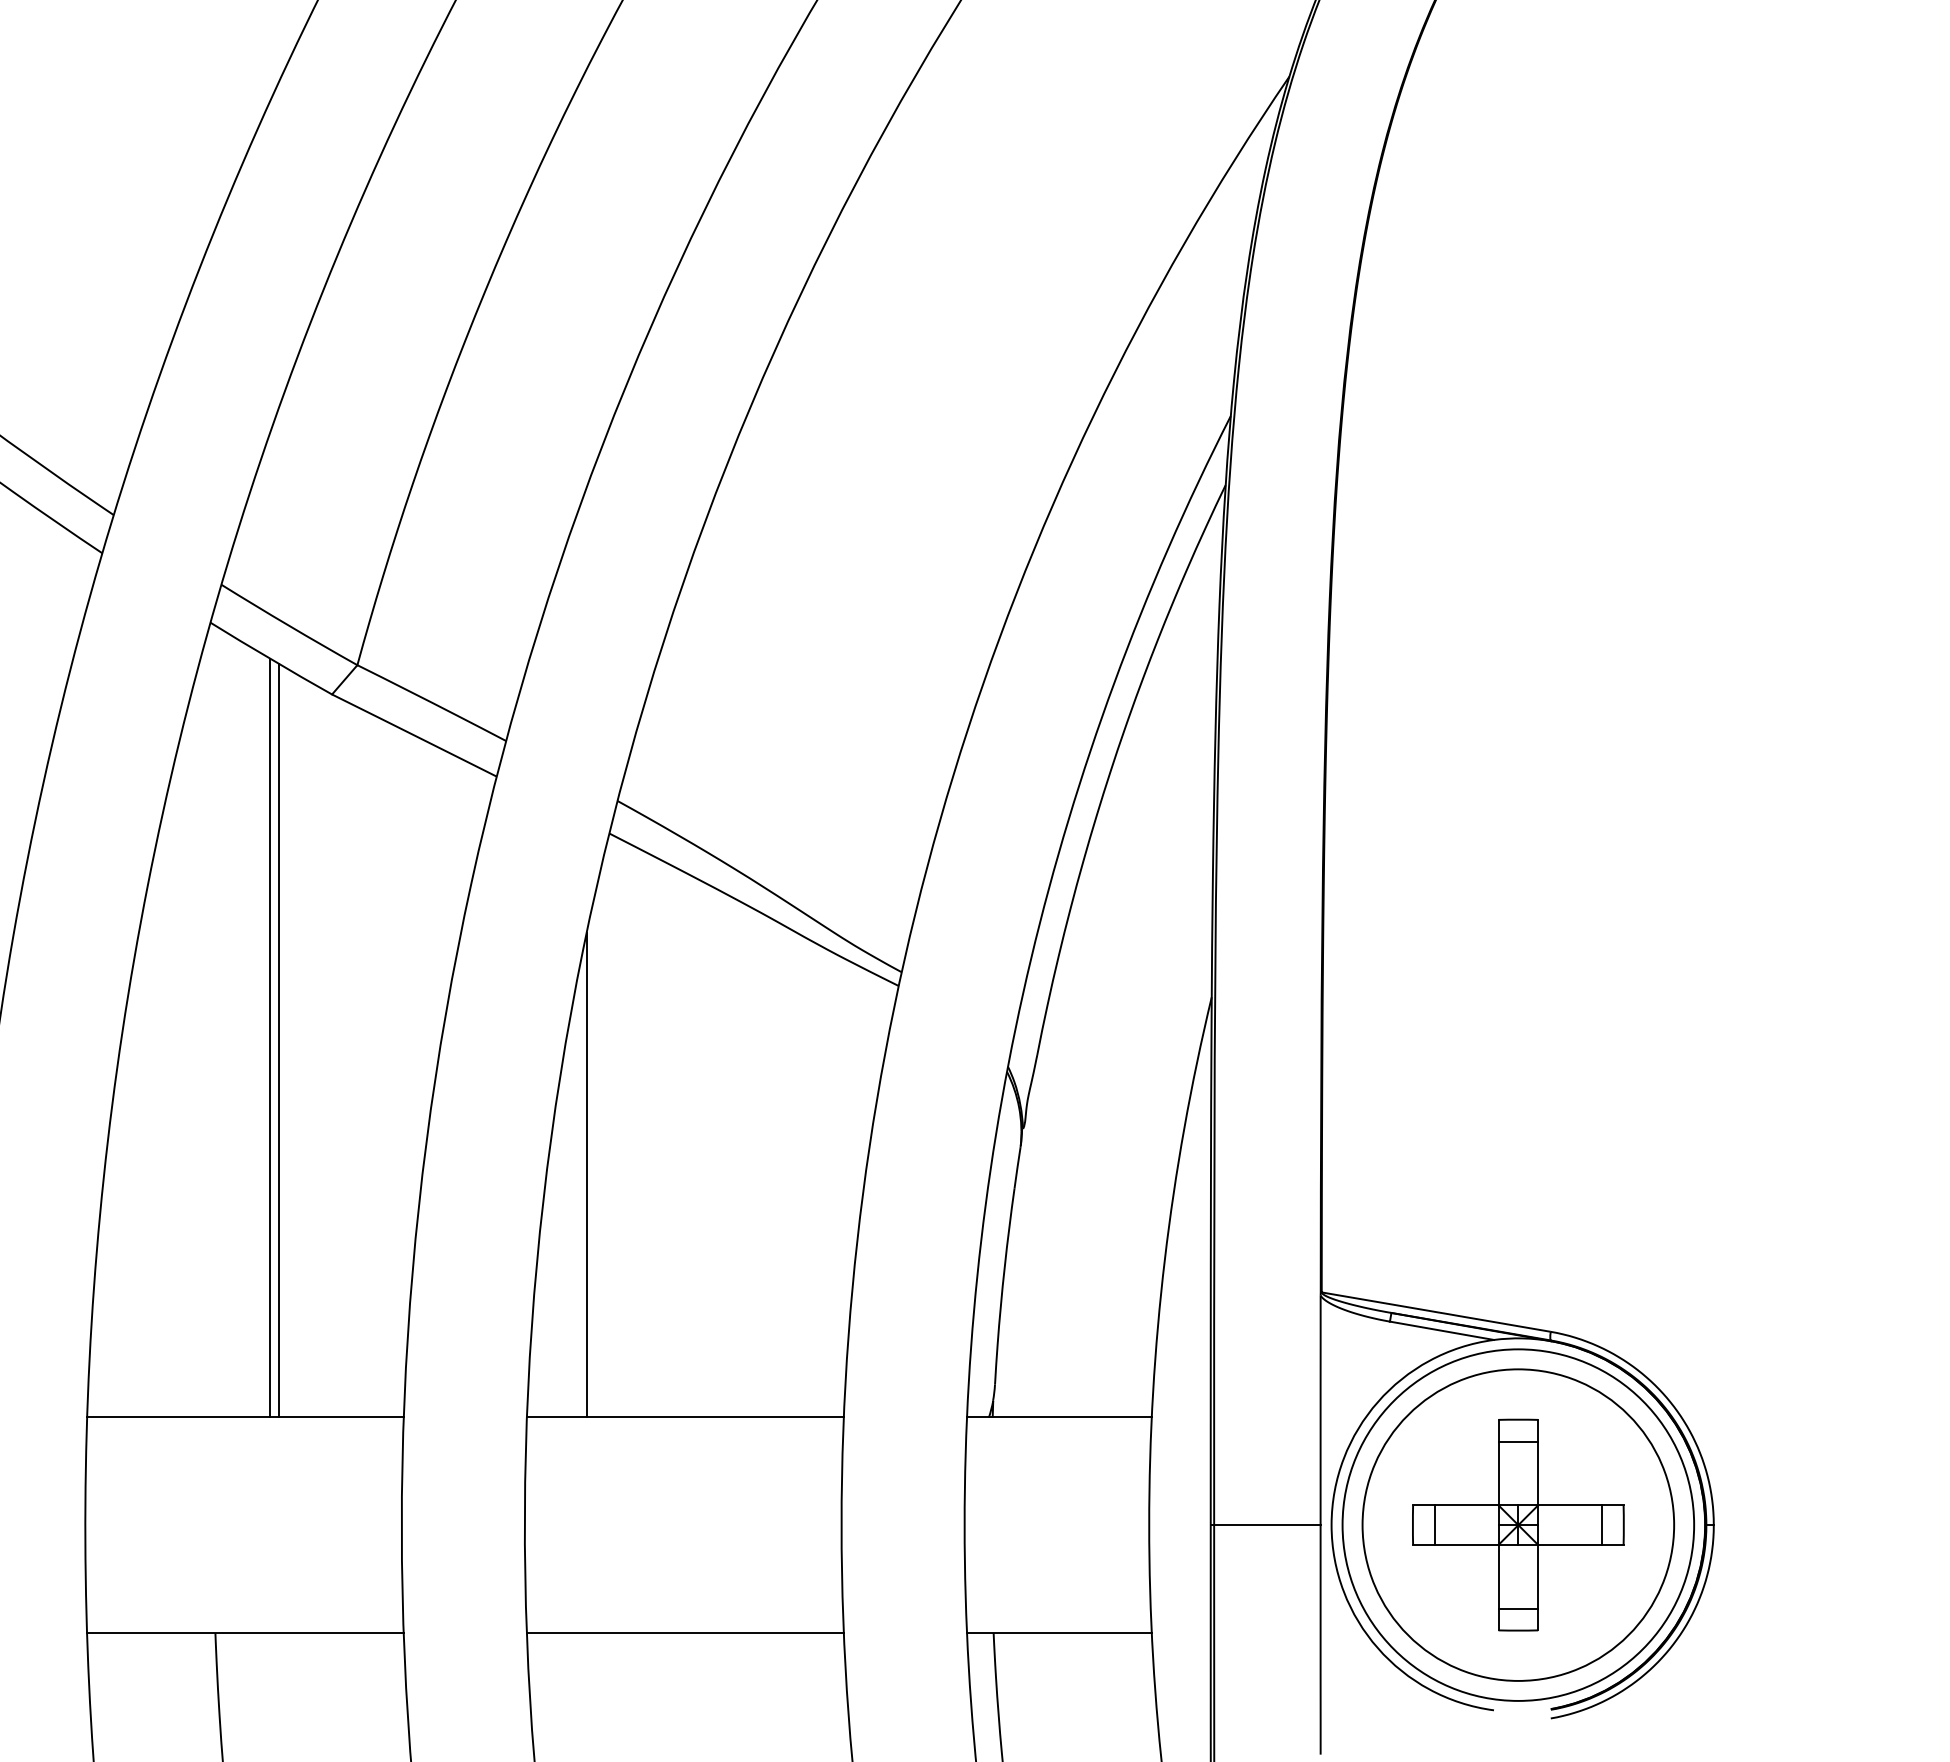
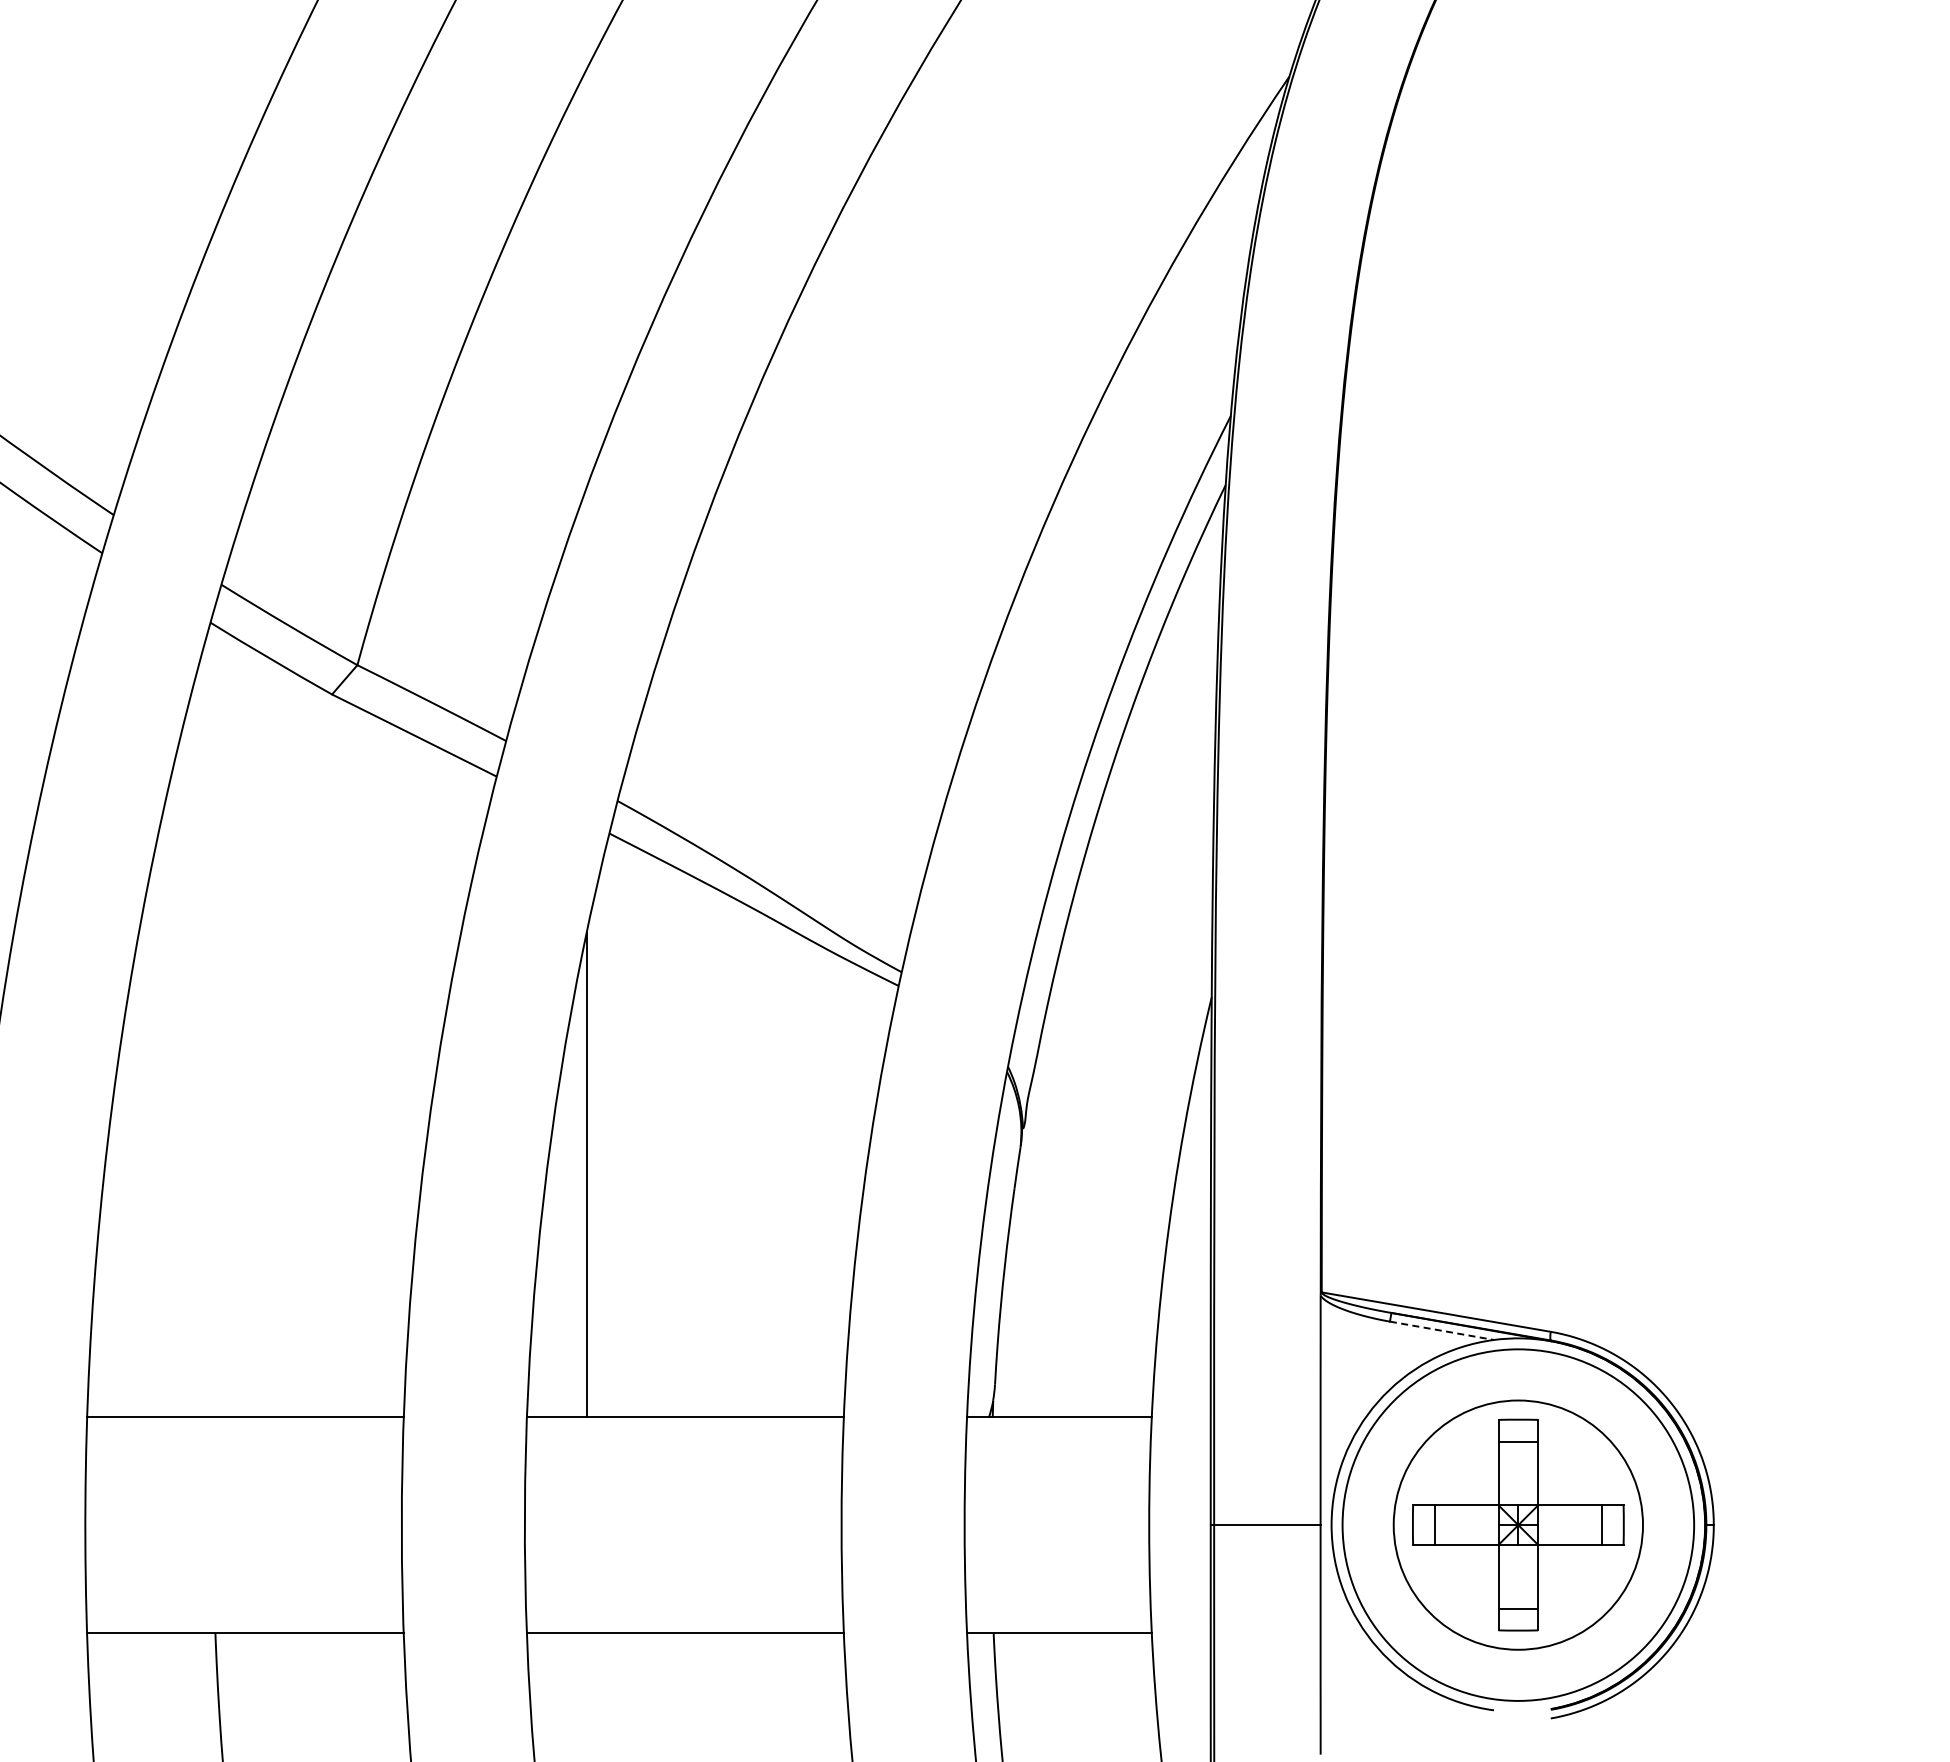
line: present -> none (270, 1037)
line: present -> none (279, 1040)
line: solid -> dashed (1441, 1330)
circle diameter: 312 px -> 249 px (1518, 1524)
